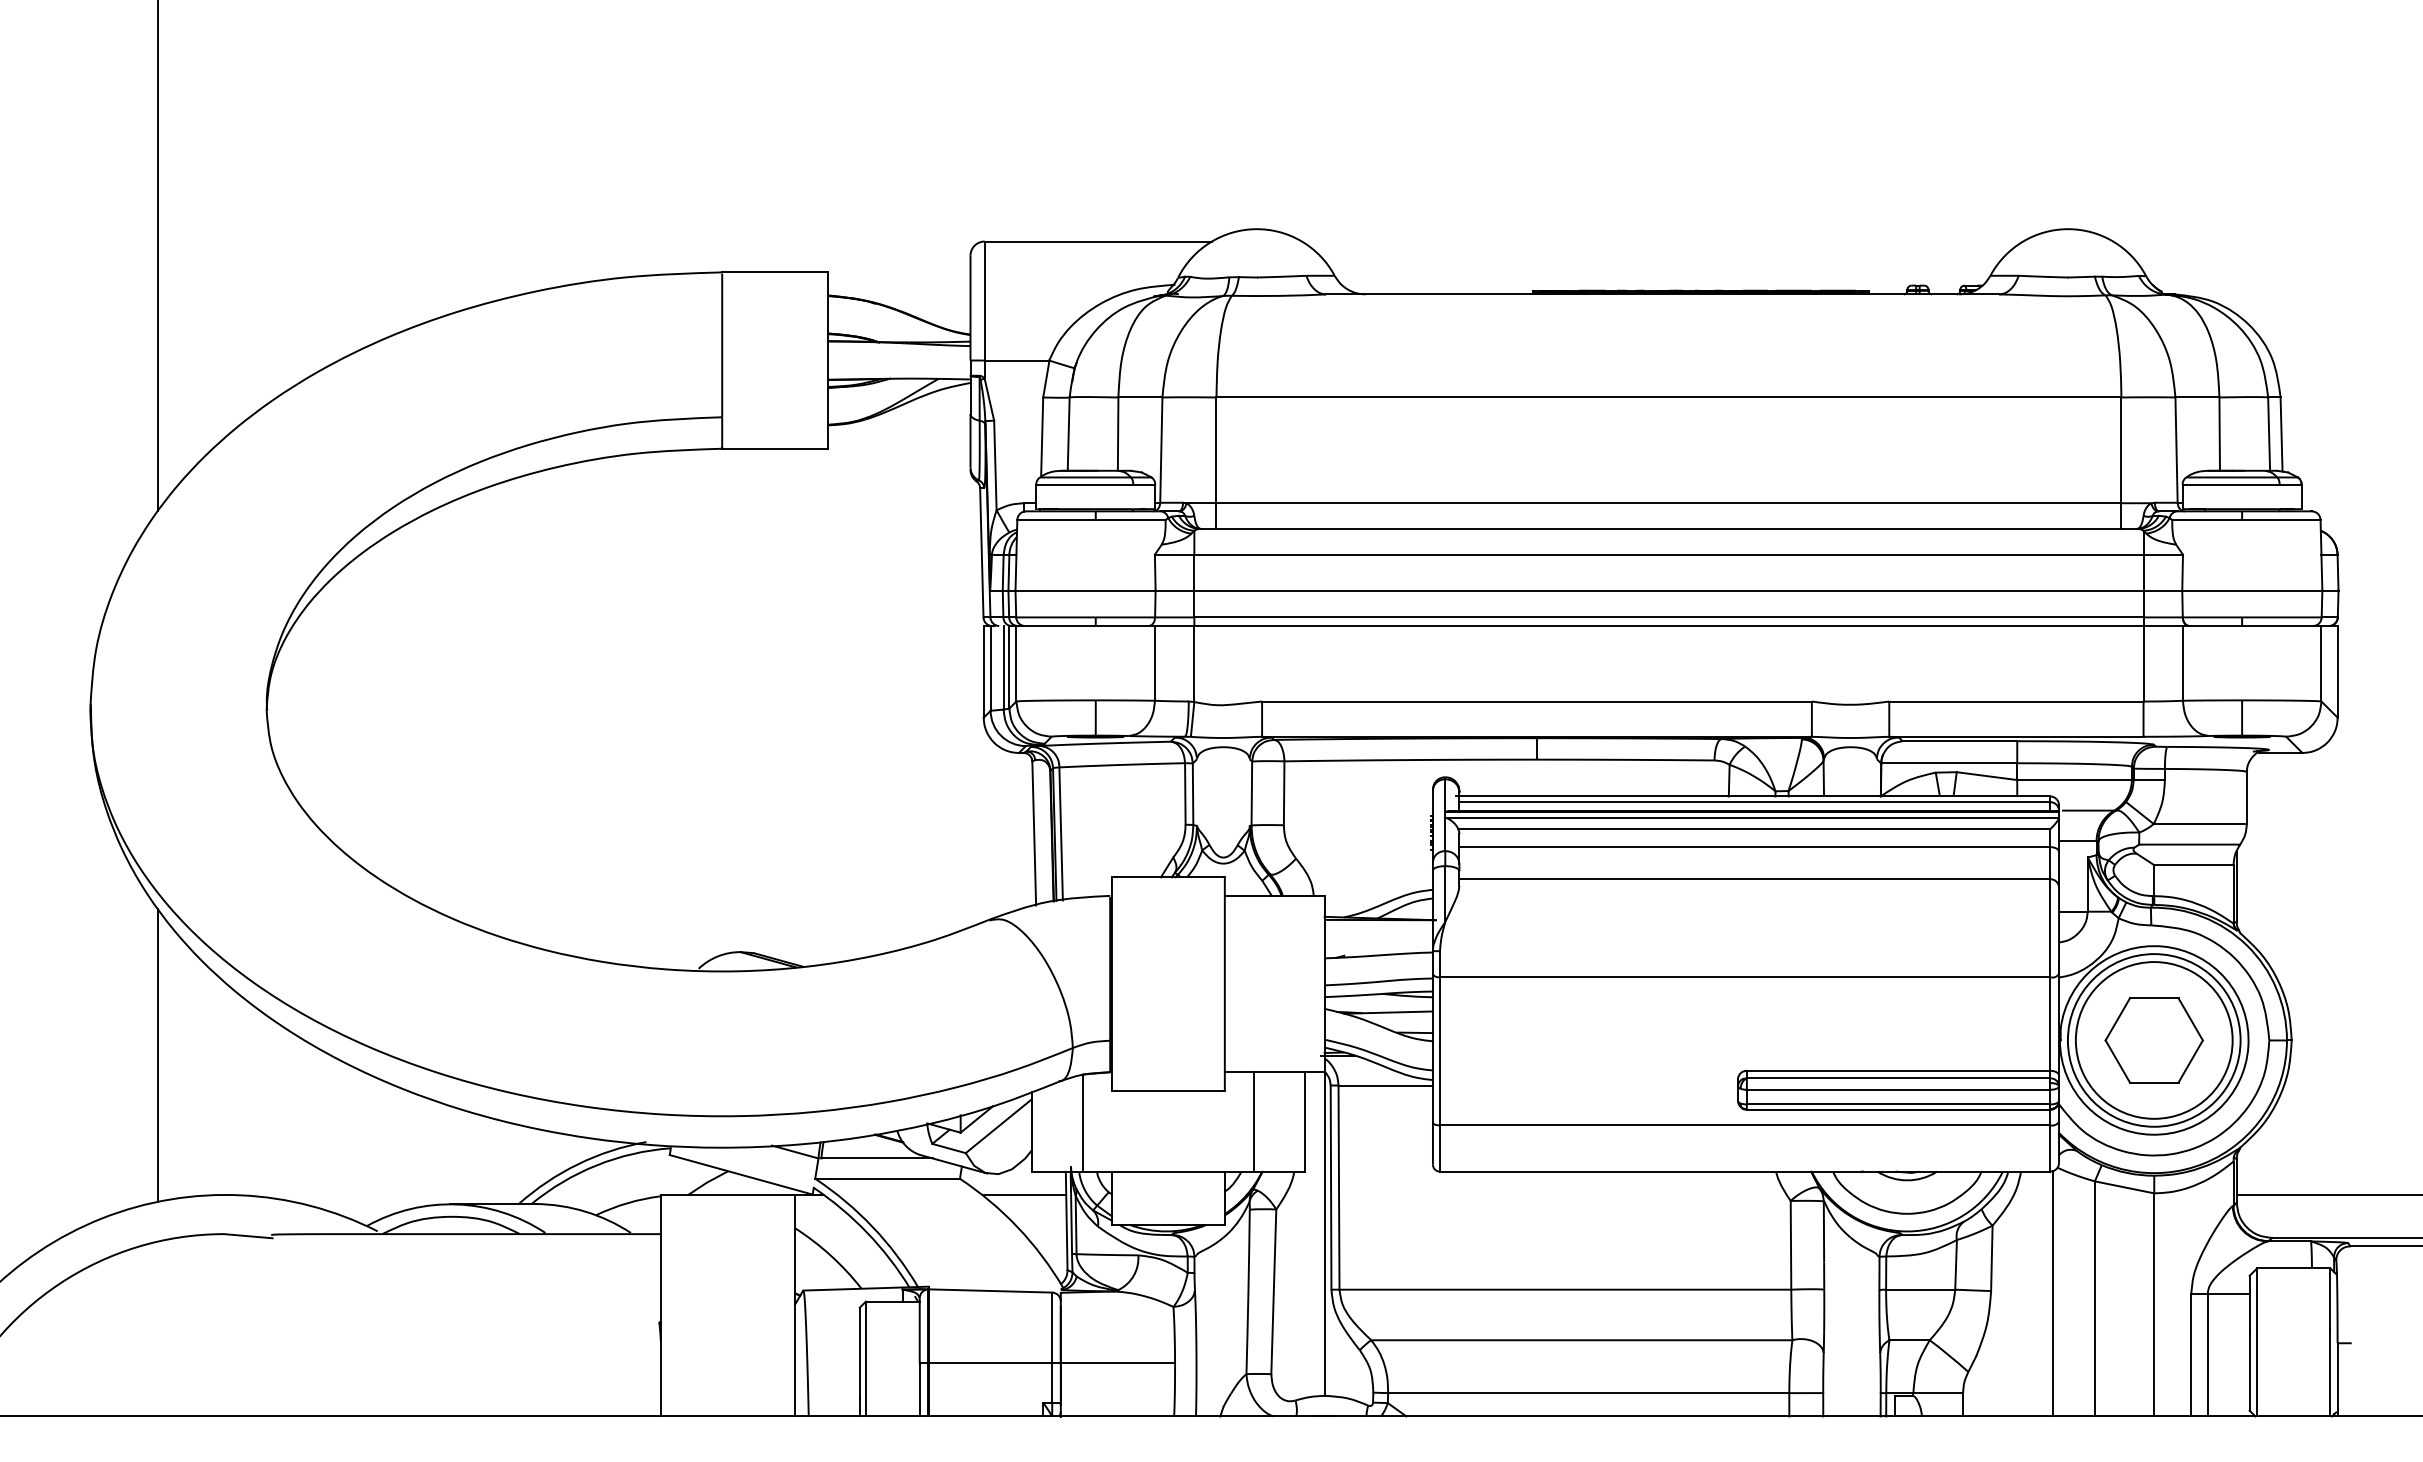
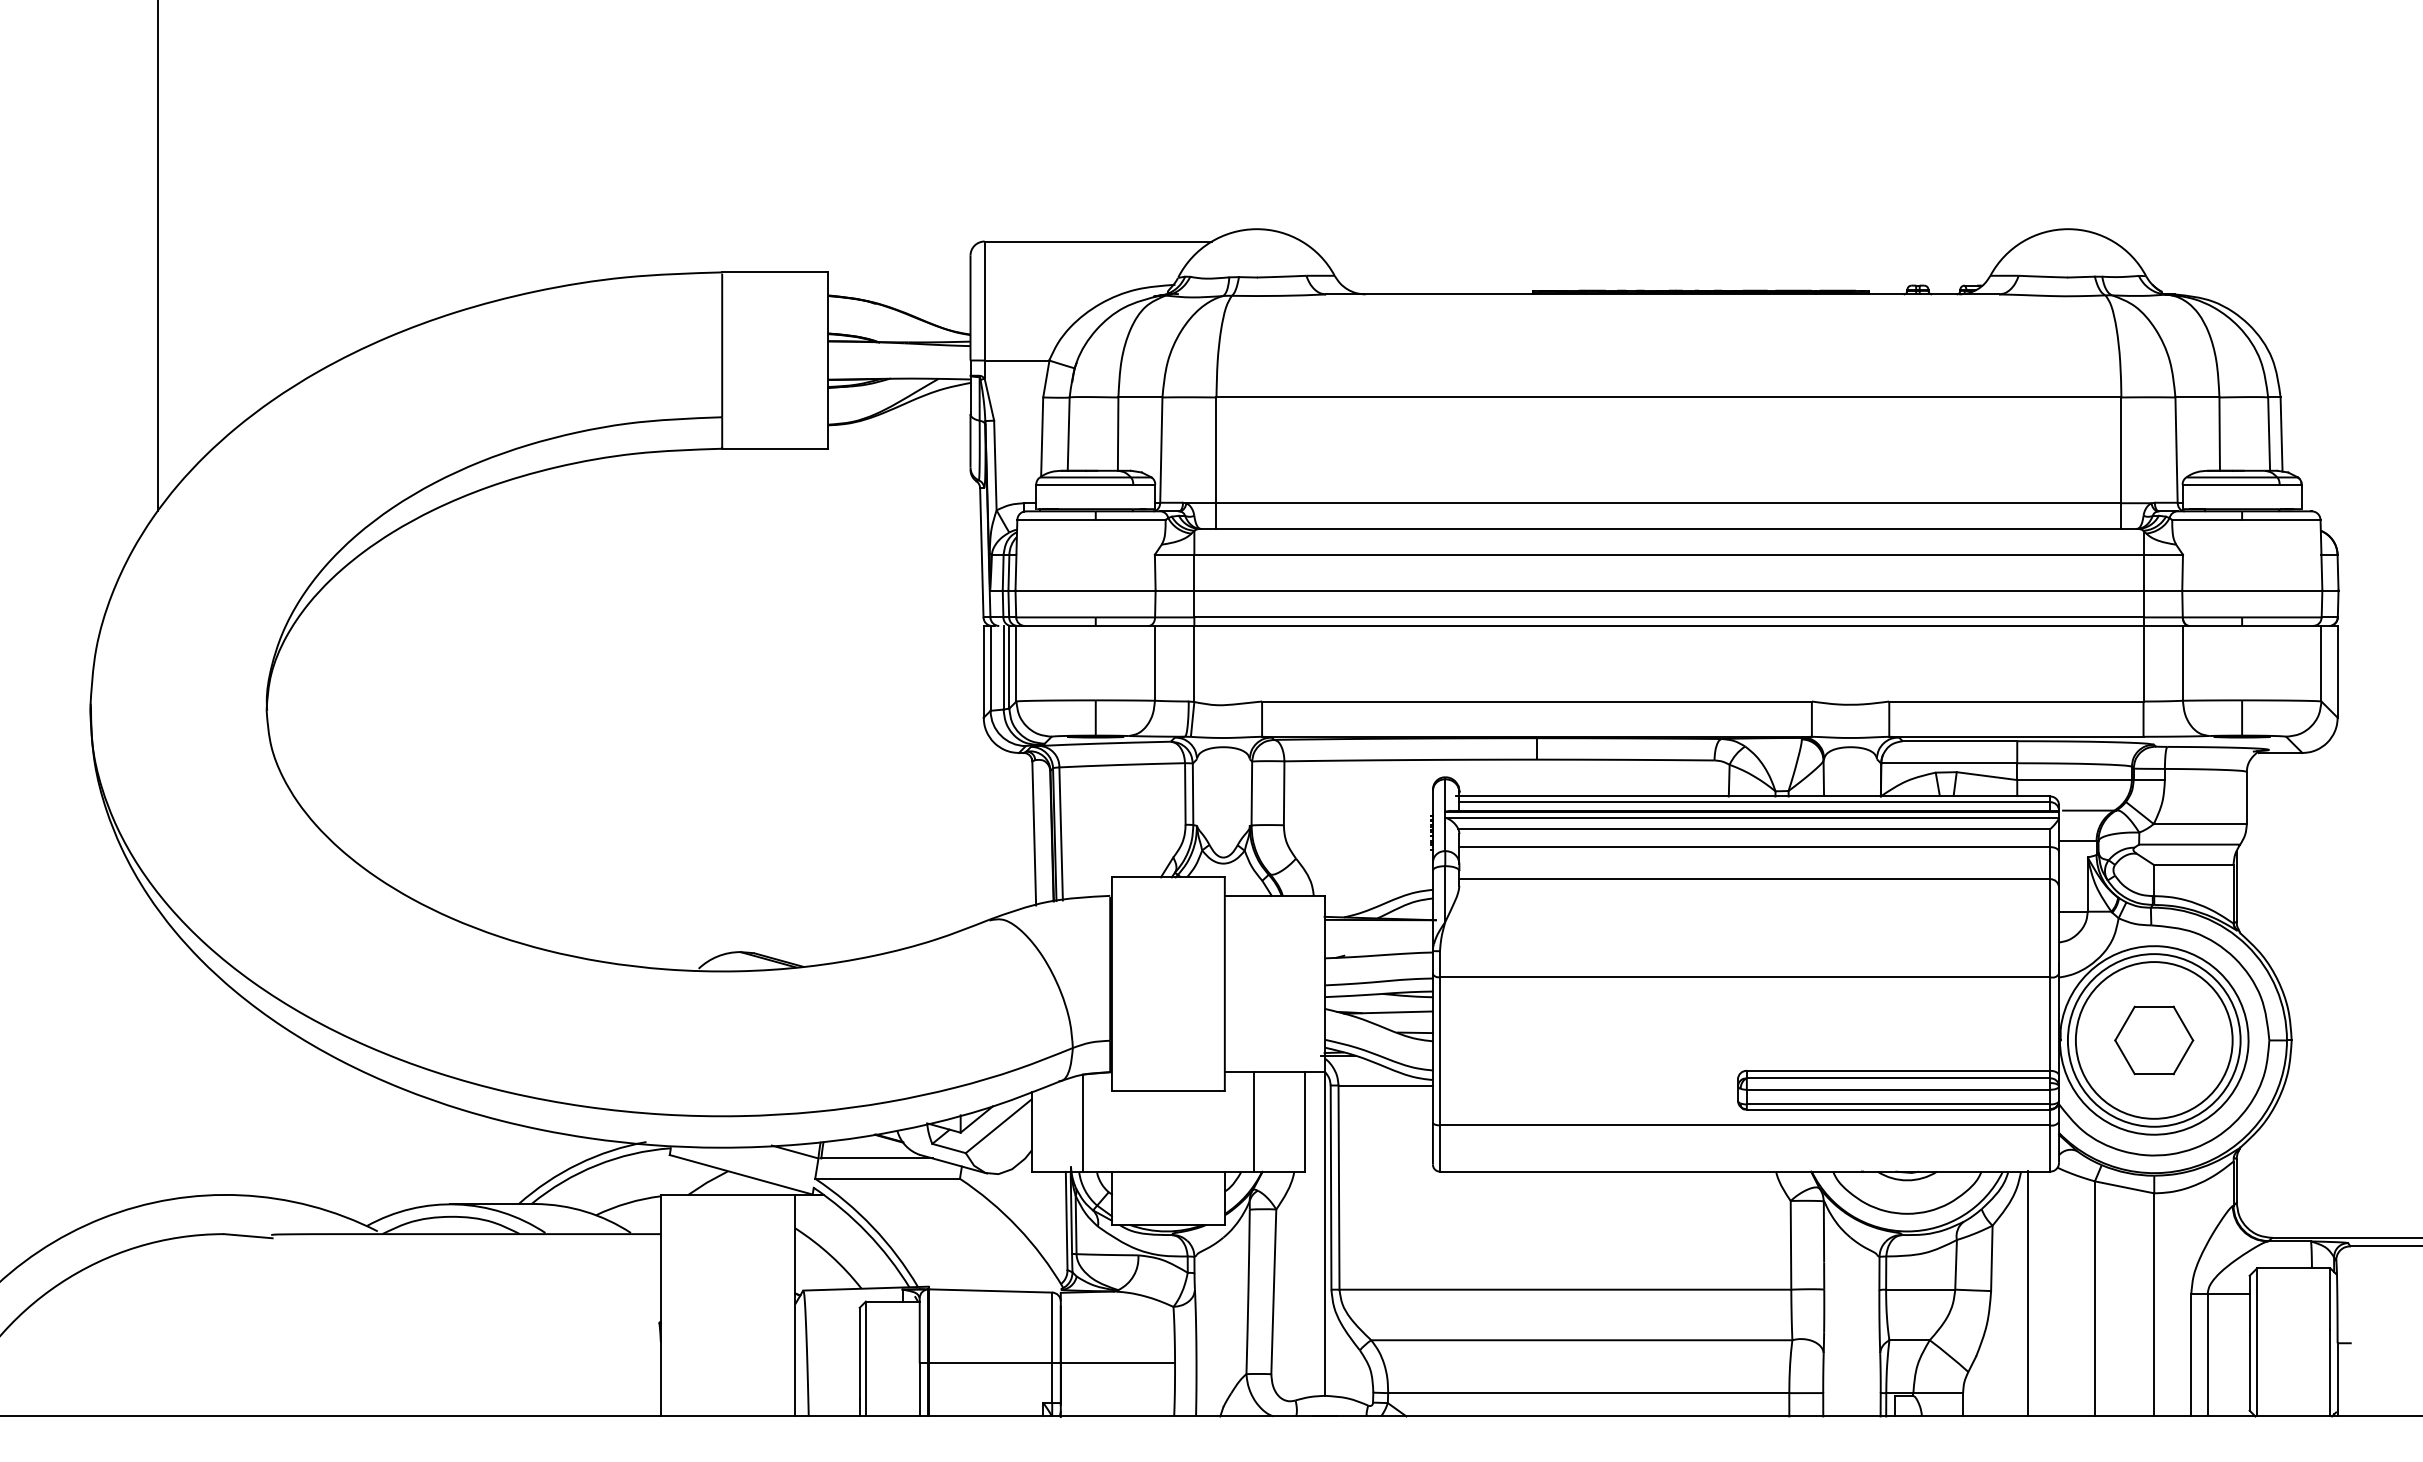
part size: 100x87 px -> 81x71 px (2154, 1040)
line: present -> none (157, 1054)
line: present -> none (1024, 1194)
line: present -> none (2327, 1194)
line position: (2053, 1293) -> (2028, 1293) (2028, 1293)
